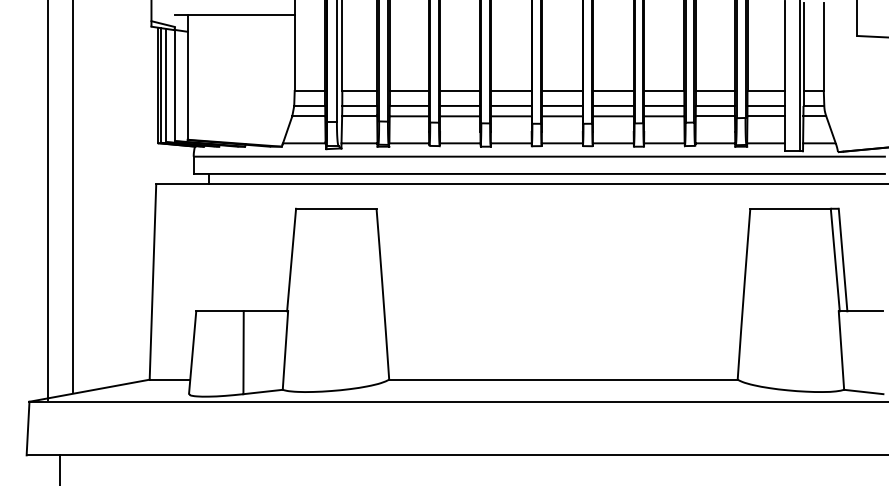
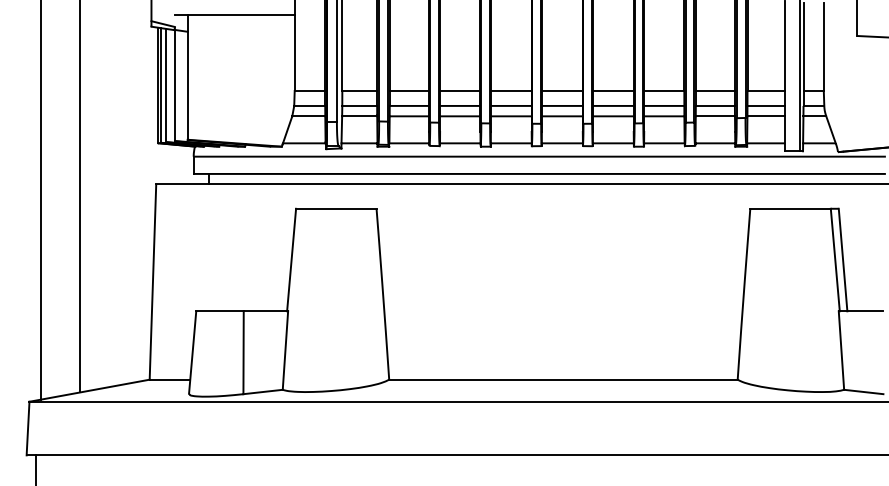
line position: (73, 197) -> (80, 197) (80, 197)
line position: (48, 200) -> (41, 200) (41, 200)
line position: (60, 468) -> (36, 468) (36, 468)
